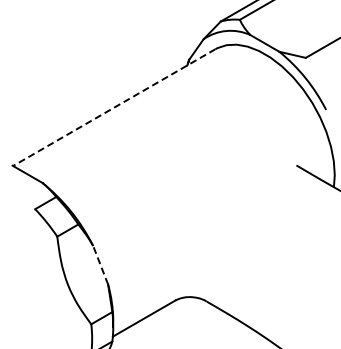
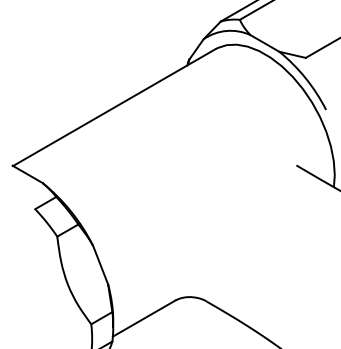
line: dashed -> solid (114, 107)
line: dashed -> solid (100, 265)
